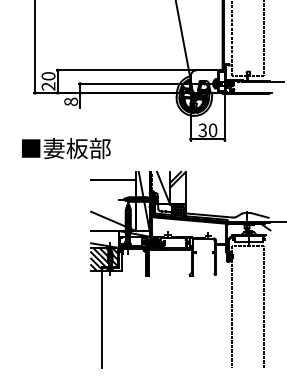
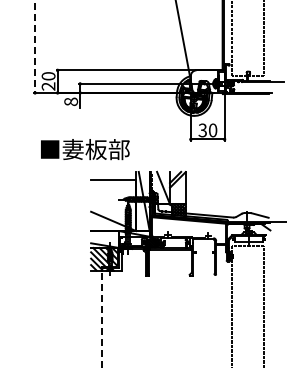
line: solid -> dashed (35, 46)
text position: (66, 148) -> (85, 149) (85, 149)
line: solid -> dashed (102, 318)
